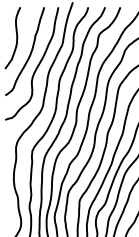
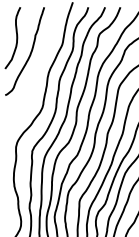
curve: present -> none (36, 66)
